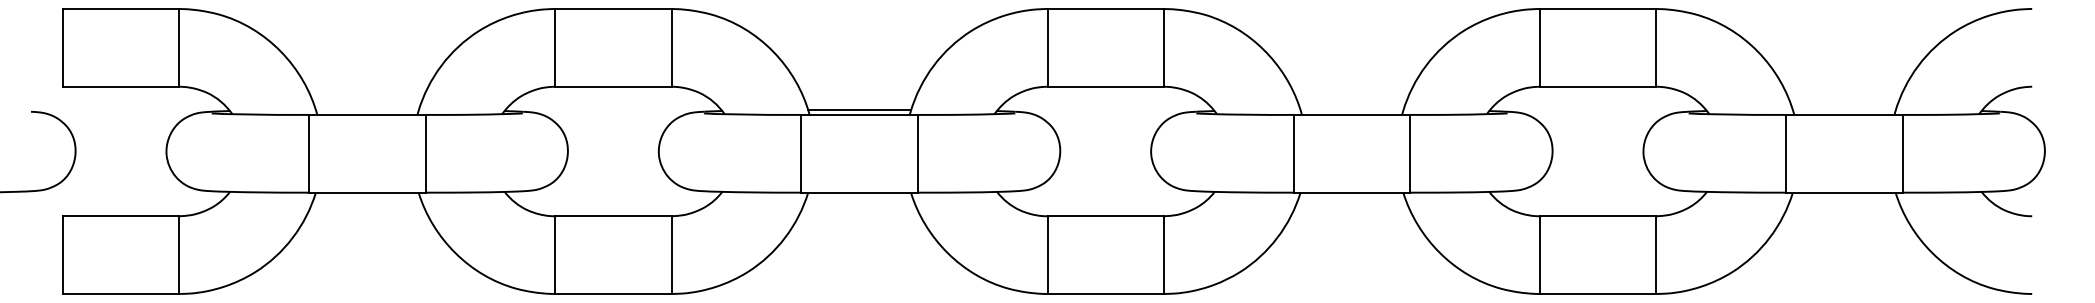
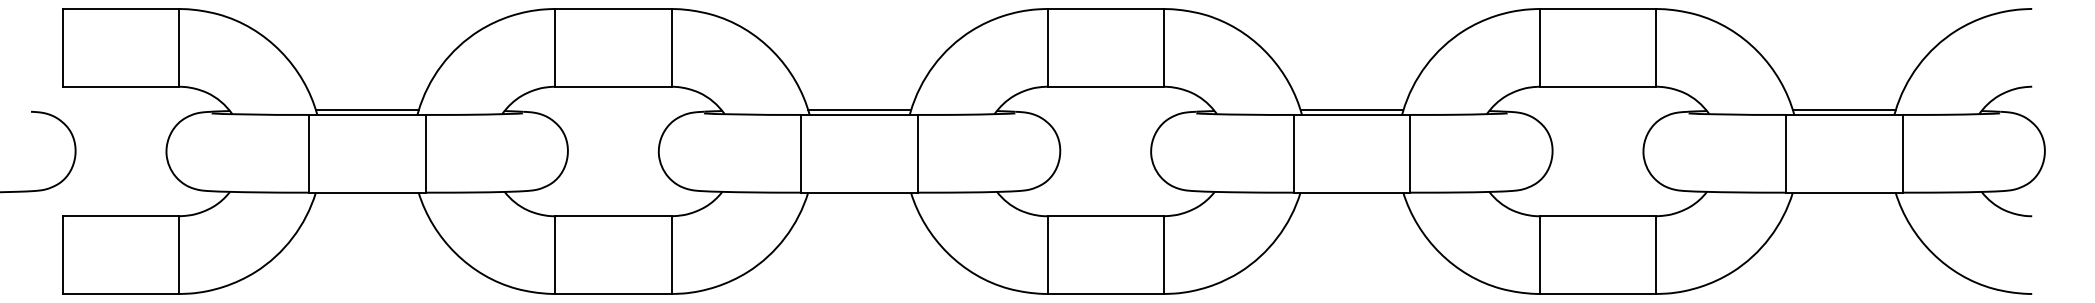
line: none -> present (366, 110)
line: none -> present (1351, 110)
line: none -> present (1843, 110)
